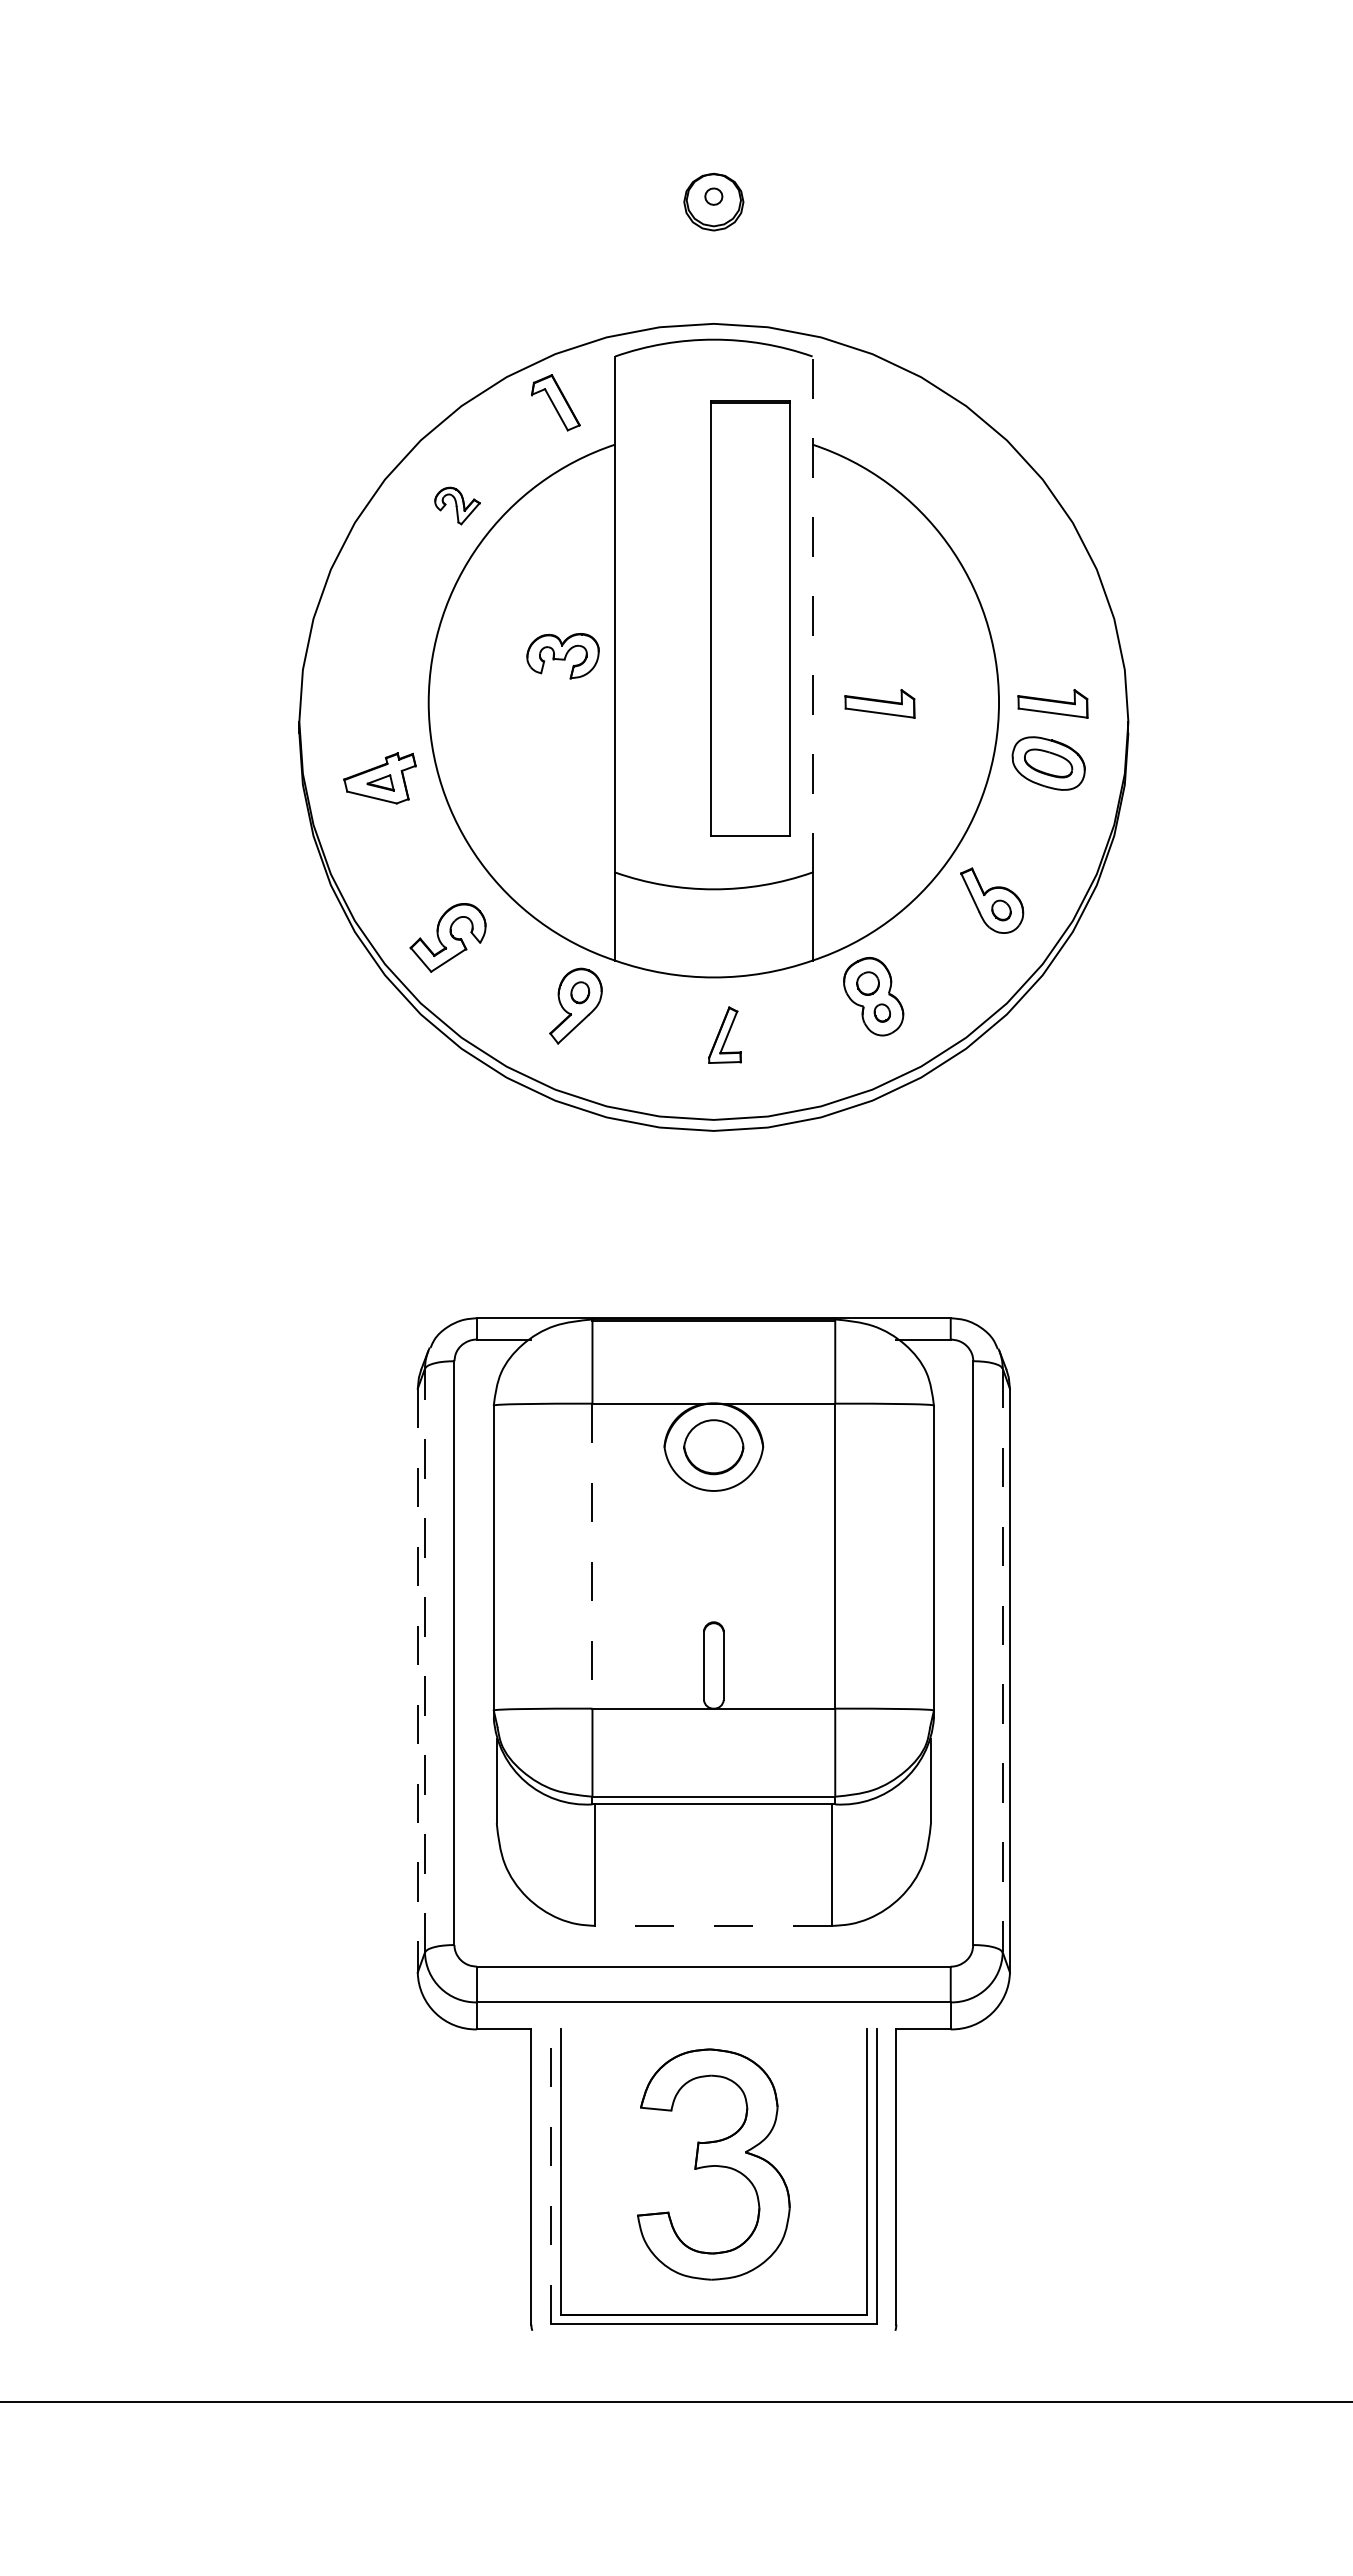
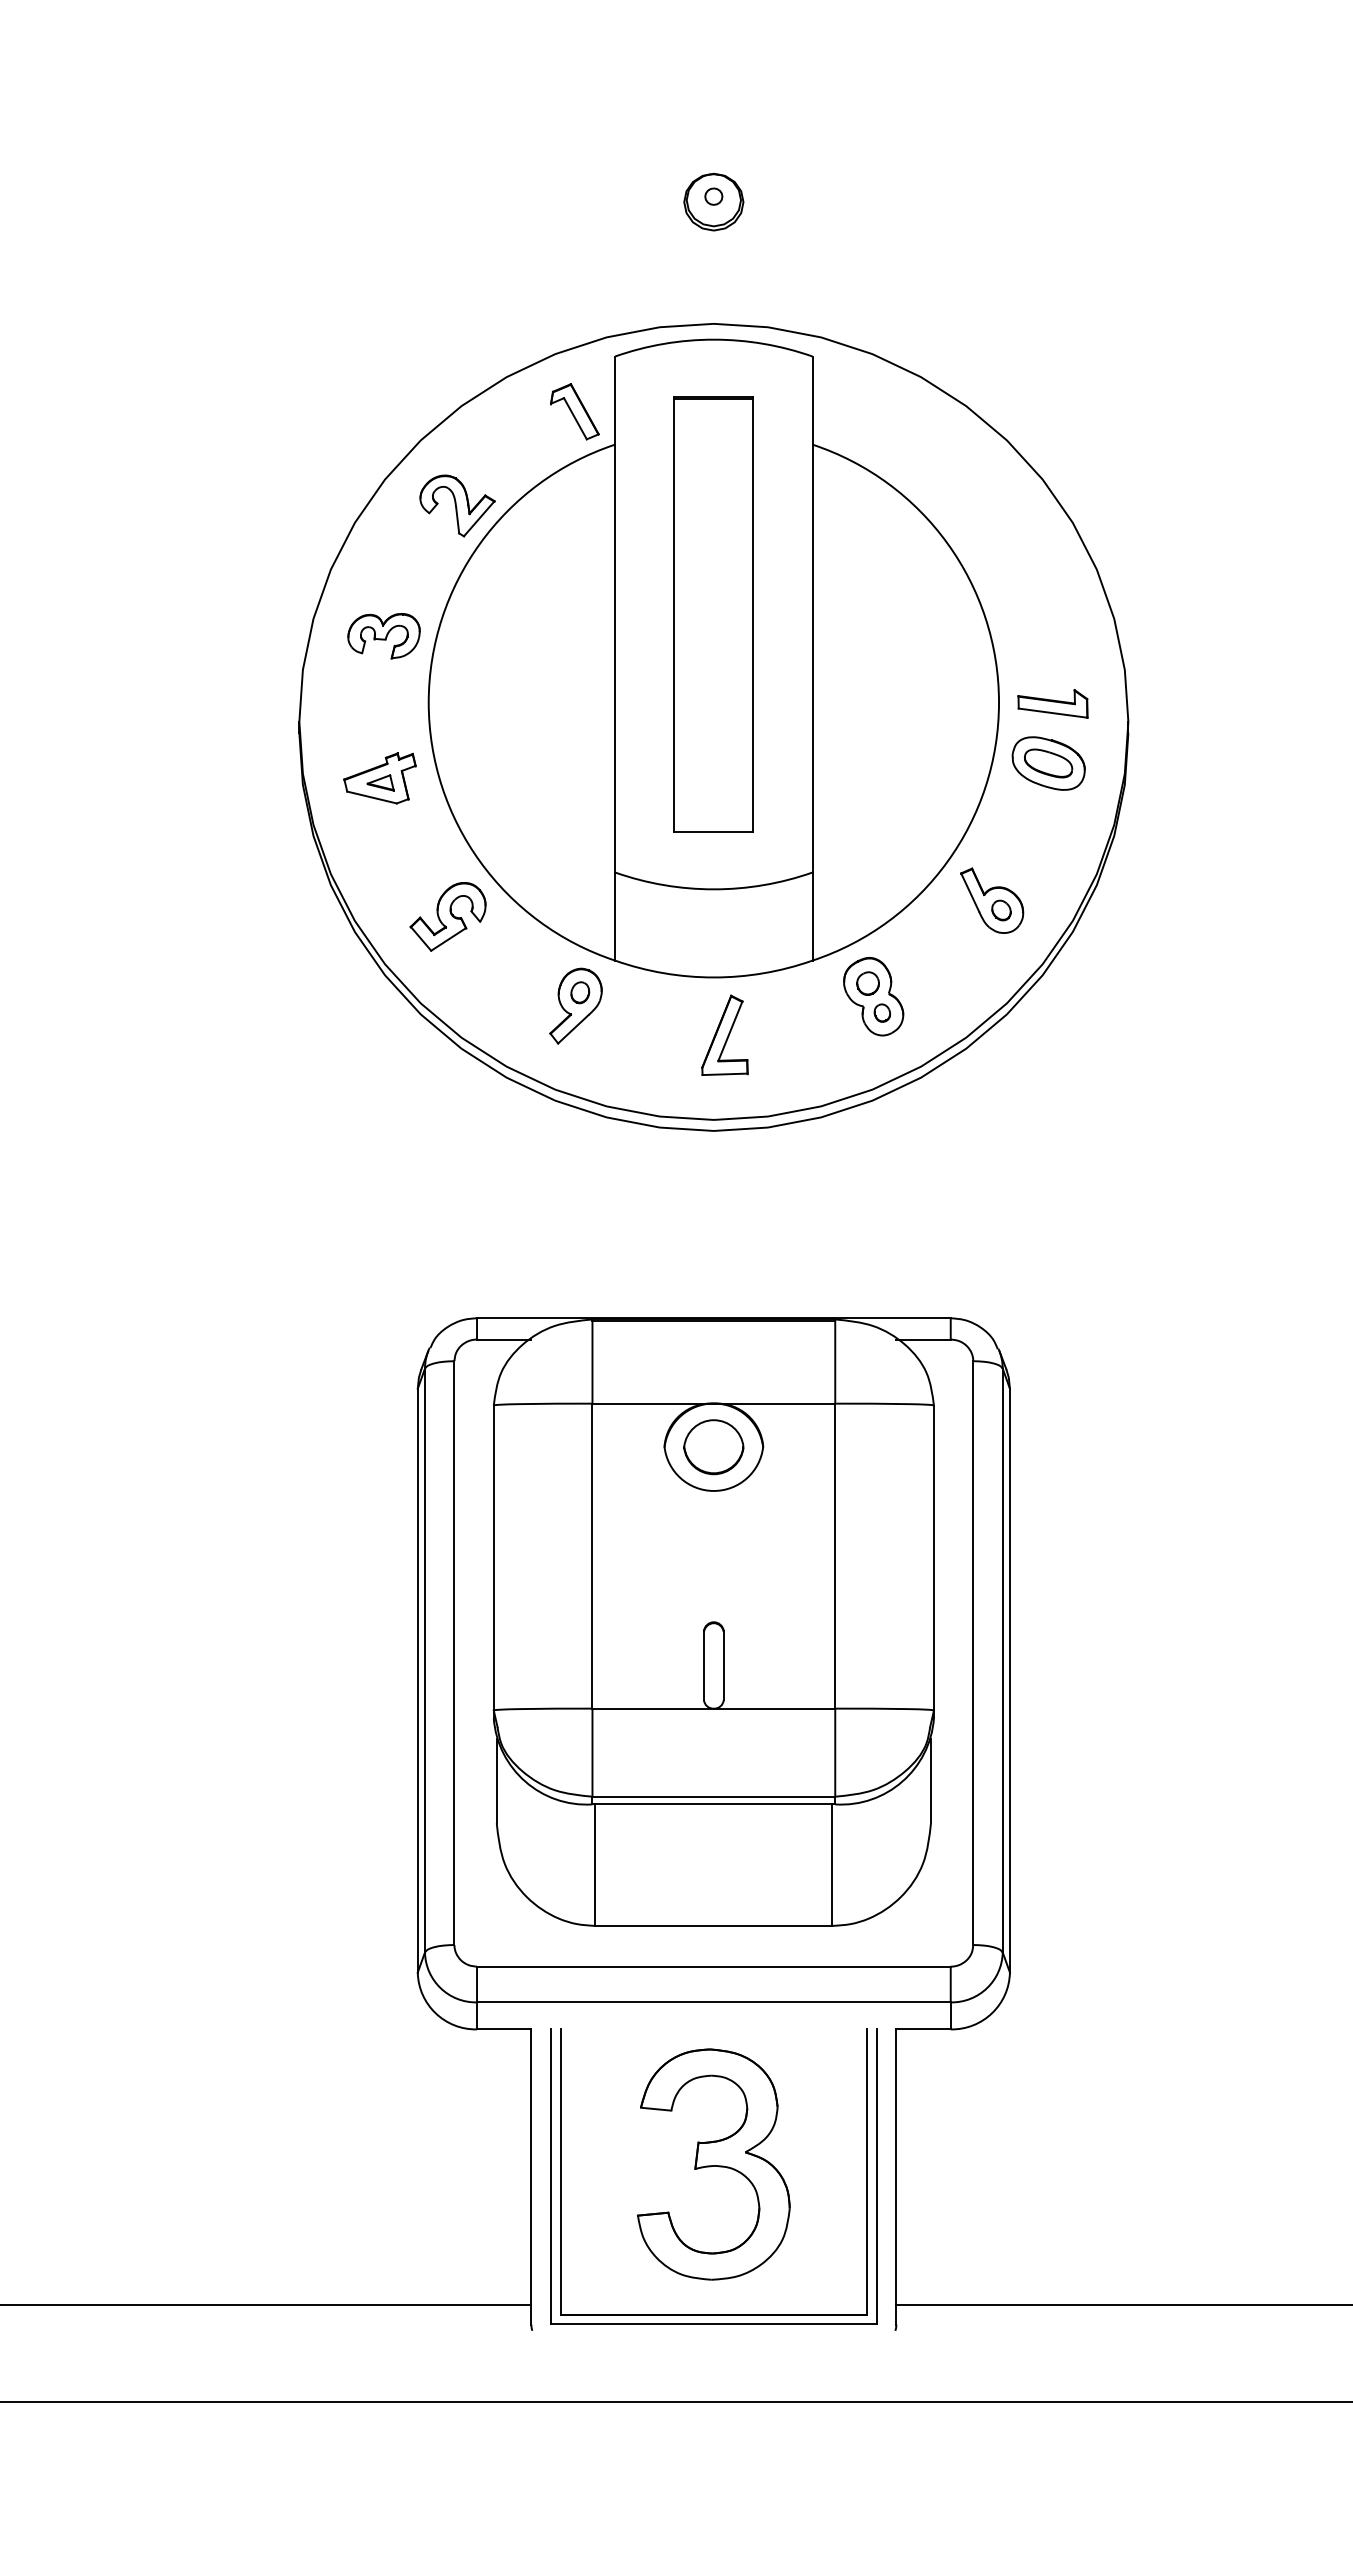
part position: (555, 402) -> (574, 411) (574, 411)
part size: 47x40 px -> 77x64 px (457, 505)
line: dashed -> solid (812, 614)
part position: (750, 618) -> (713, 614) (713, 614)
part position: (562, 656) -> (383, 636) (383, 636)
part: present -> none (879, 703)
part position: (447, 937) -> (447, 916) (447, 916)
part size: 34x58 px -> 48x82 px (724, 1034)
line: dashed -> solid (592, 1556)
line: dashed -> solid (424, 1660)
line: dashed -> solid (1002, 1660)
line: dashed -> solid (417, 1680)
line: dashed -> solid (713, 1925)
line: dashed -> solid (551, 2176)
line: none -> present (266, 2304)
line: none -> present (1122, 2304)
